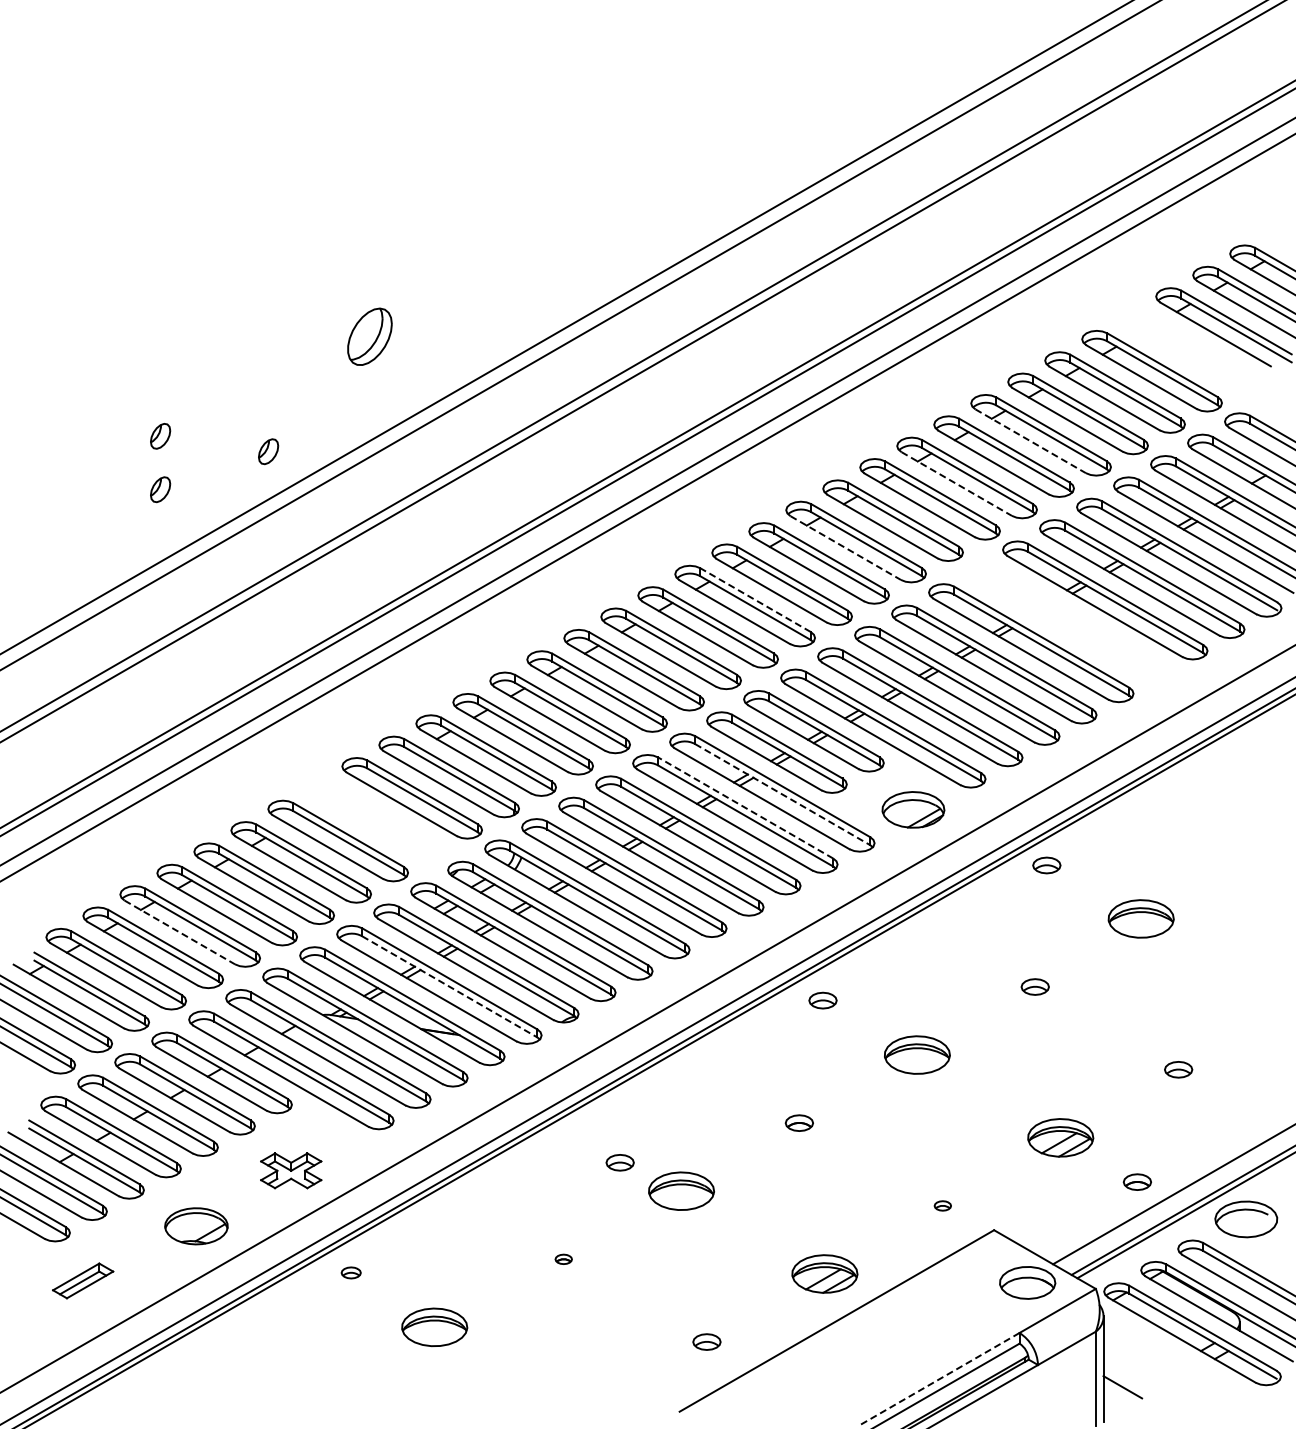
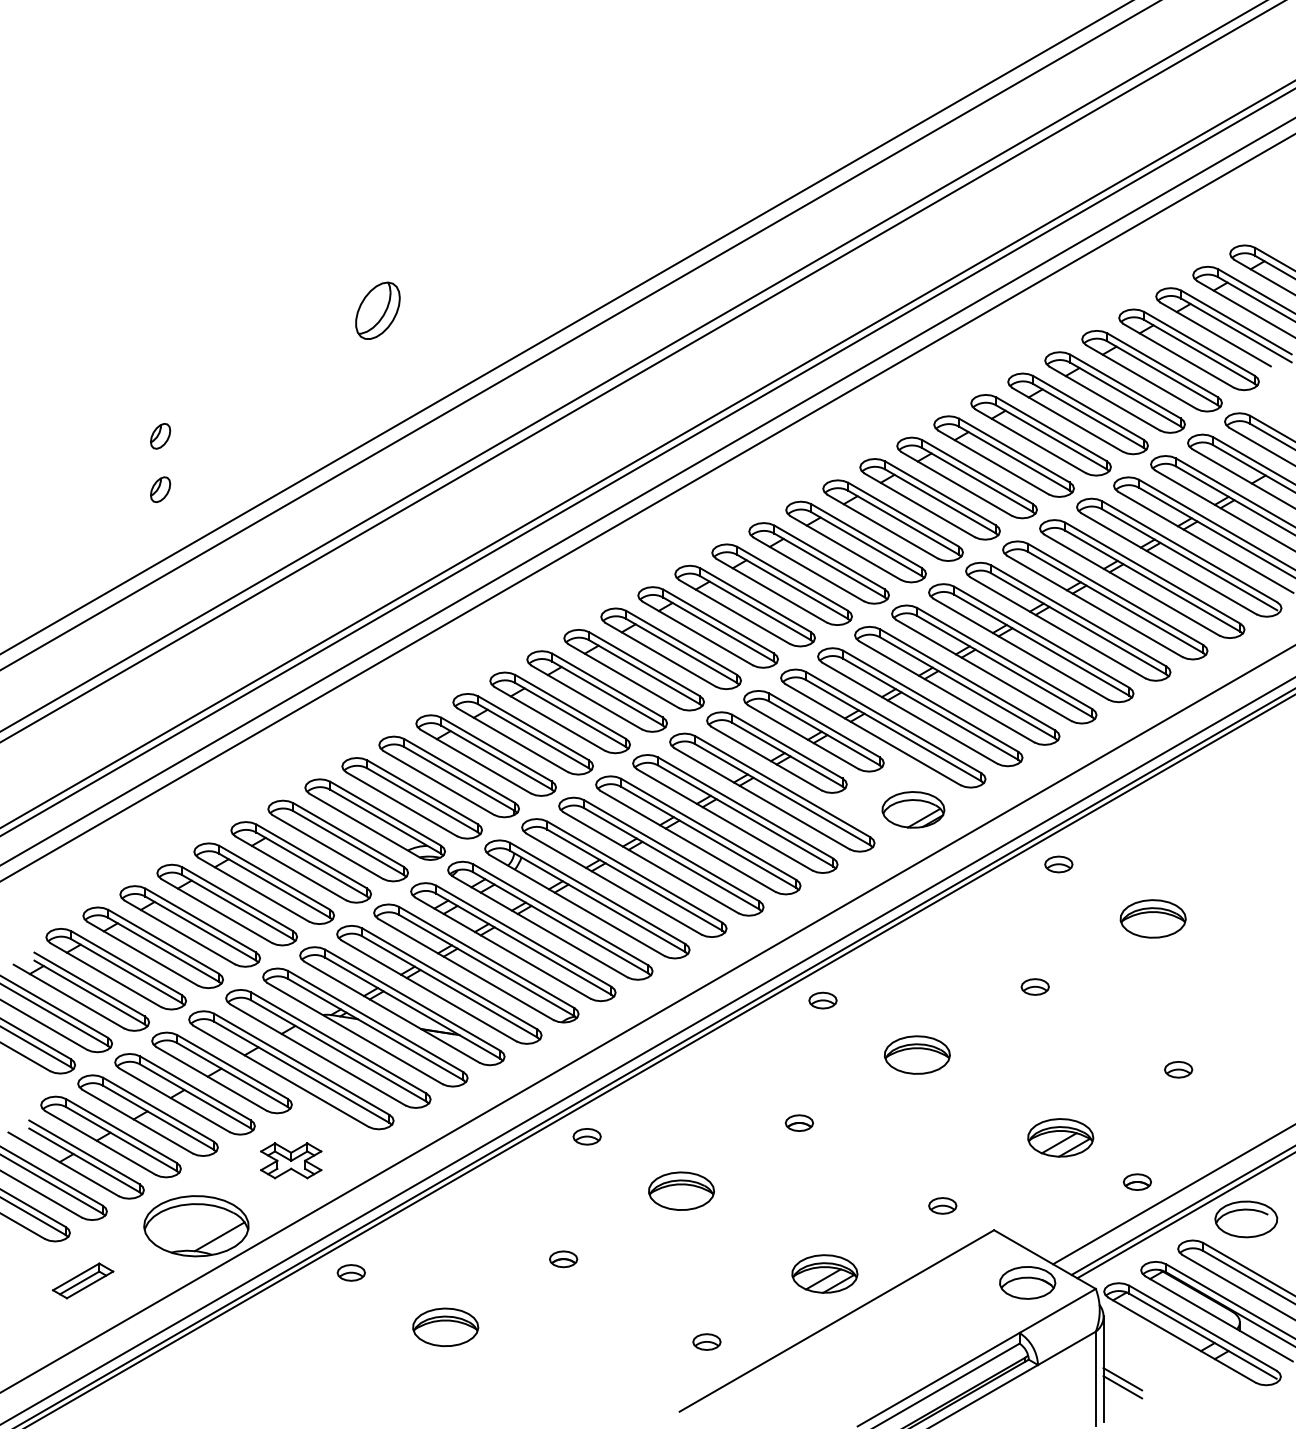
part position: (369, 336) -> (377, 310) (377, 310)
part: none -> present (1188, 349)
line: dashed -> solid (1030, 441)
part: present -> none (268, 451)
line: dashed -> solid (956, 484)
line: dashed -> solid (845, 548)
line: dashed -> solid (755, 600)
part: none -> present (1068, 621)
line: dashed -> solid (783, 794)
line: dashed -> solid (745, 807)
part: none -> present (374, 819)
part position: (1046, 865) -> (1058, 864) (1058, 864)
part position: (1140, 918) -> (1152, 918) (1152, 918)
line: dashed -> solid (179, 932)
line: dashed -> solid (450, 987)
part position: (619, 1162) -> (586, 1136) (586, 1136)
part position: (291, 1170) -> (291, 1160) (291, 1160)
part size: 19x12 px -> 30x18 px (942, 1205)
part size: 65x39 px -> 107x63 px (196, 1226)
part size: 19x12 px -> 30x19 px (563, 1259)
part size: 22x14 px -> 30x18 px (350, 1272)
part position: (434, 1327) -> (445, 1327) (445, 1327)
line: dashed -> solid (938, 1379)
line: none -> present (1122, 1379)
